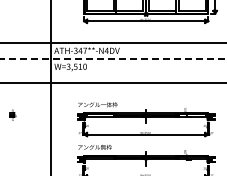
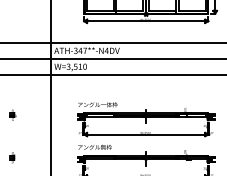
line: dashed -> solid (113, 58)
line position: (112, 82) -> (112, 74) (112, 74)
part: none -> present (12, 157)
